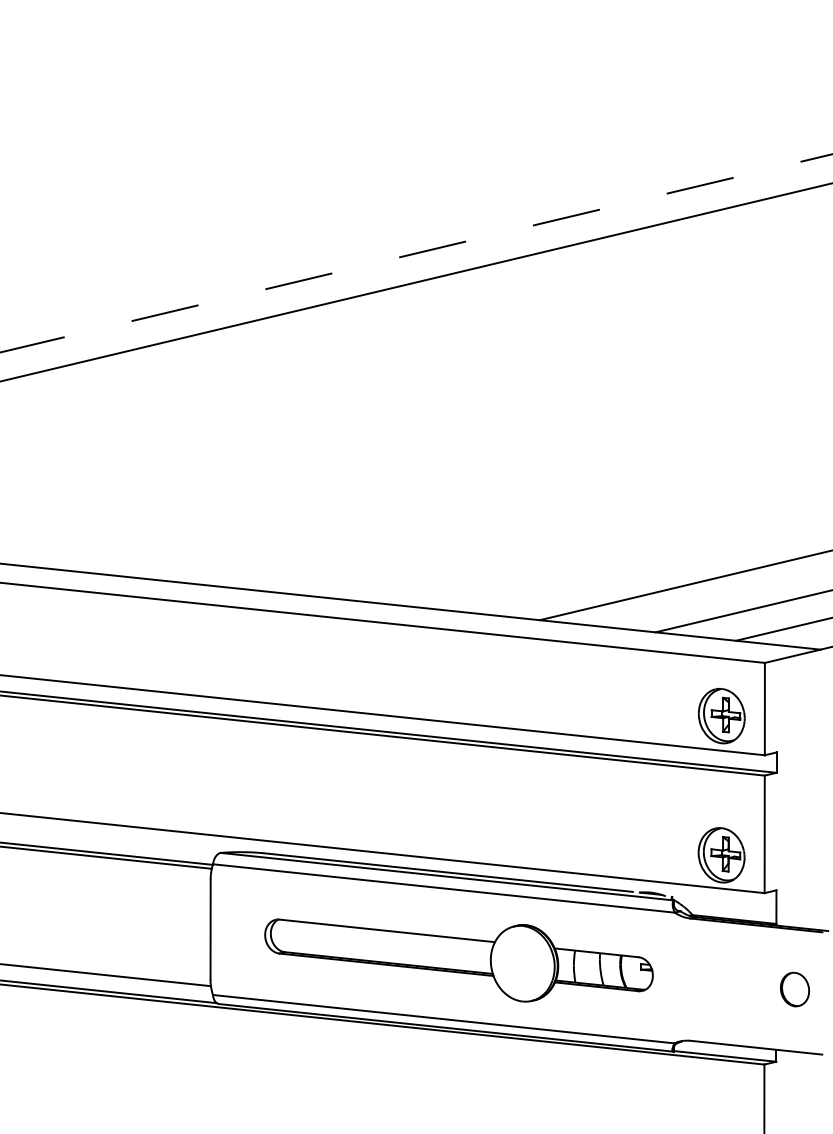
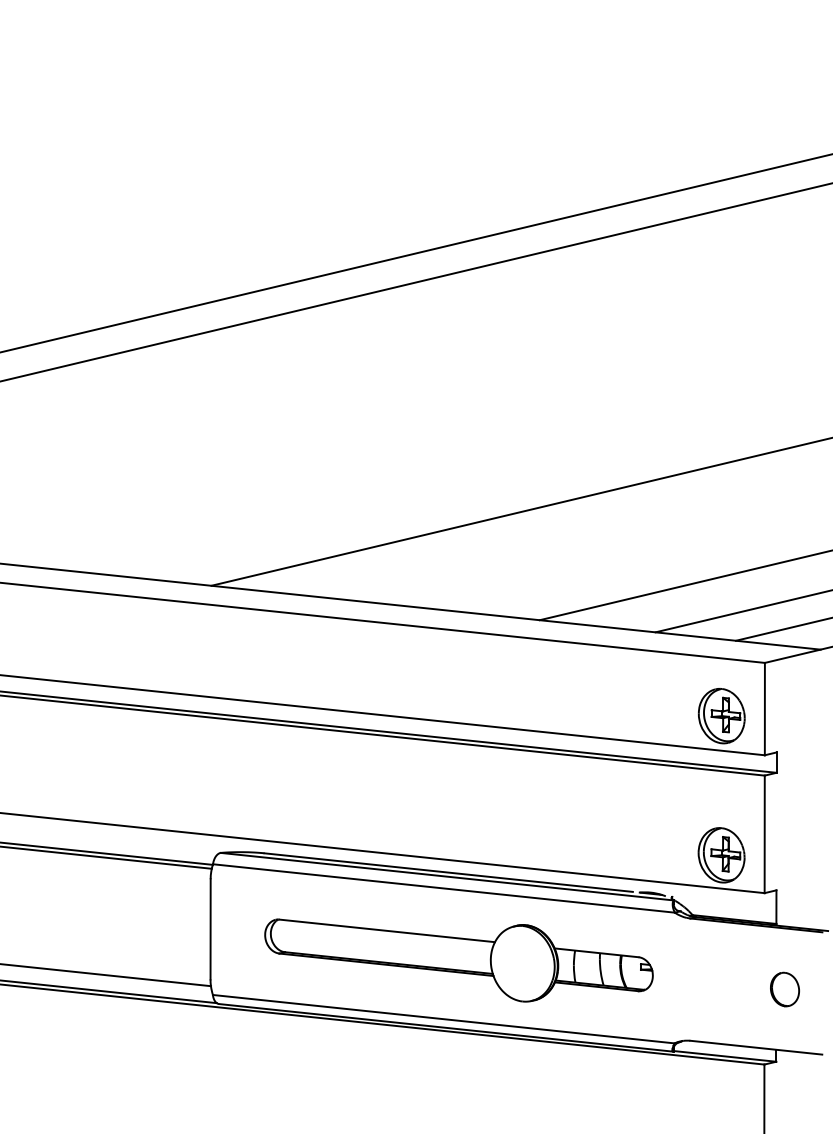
line: dashed -> solid (417, 253)
line: none -> present (520, 511)
part position: (794, 989) -> (784, 989) (784, 989)
